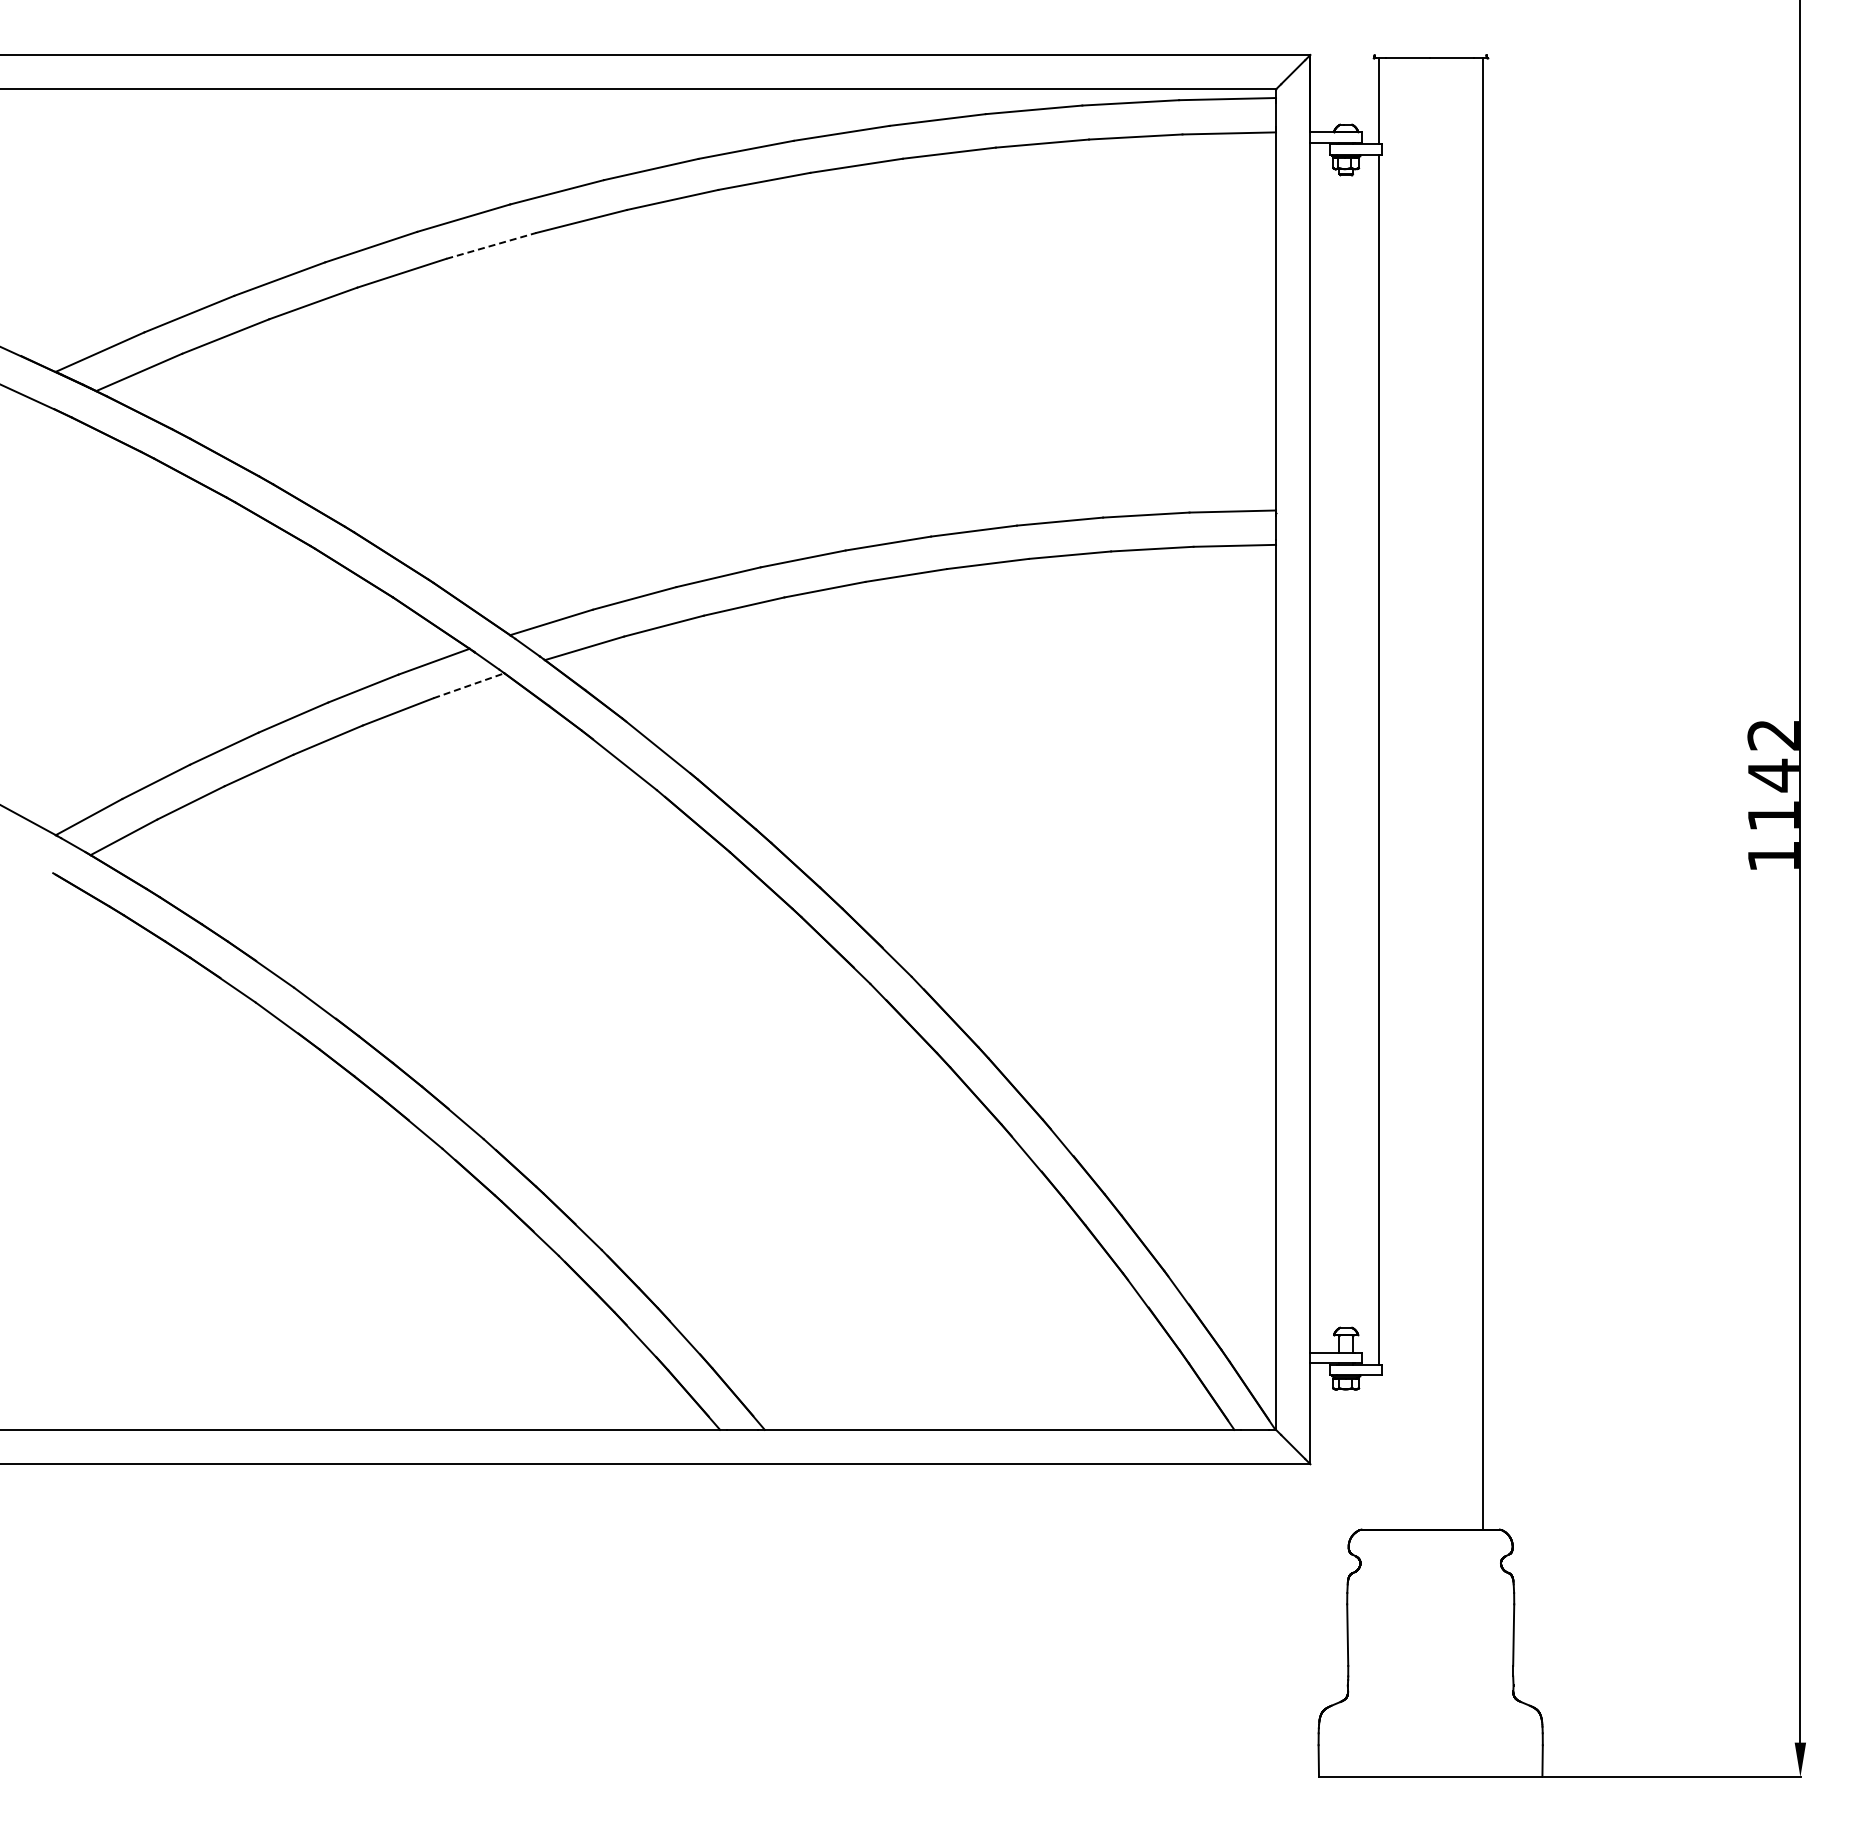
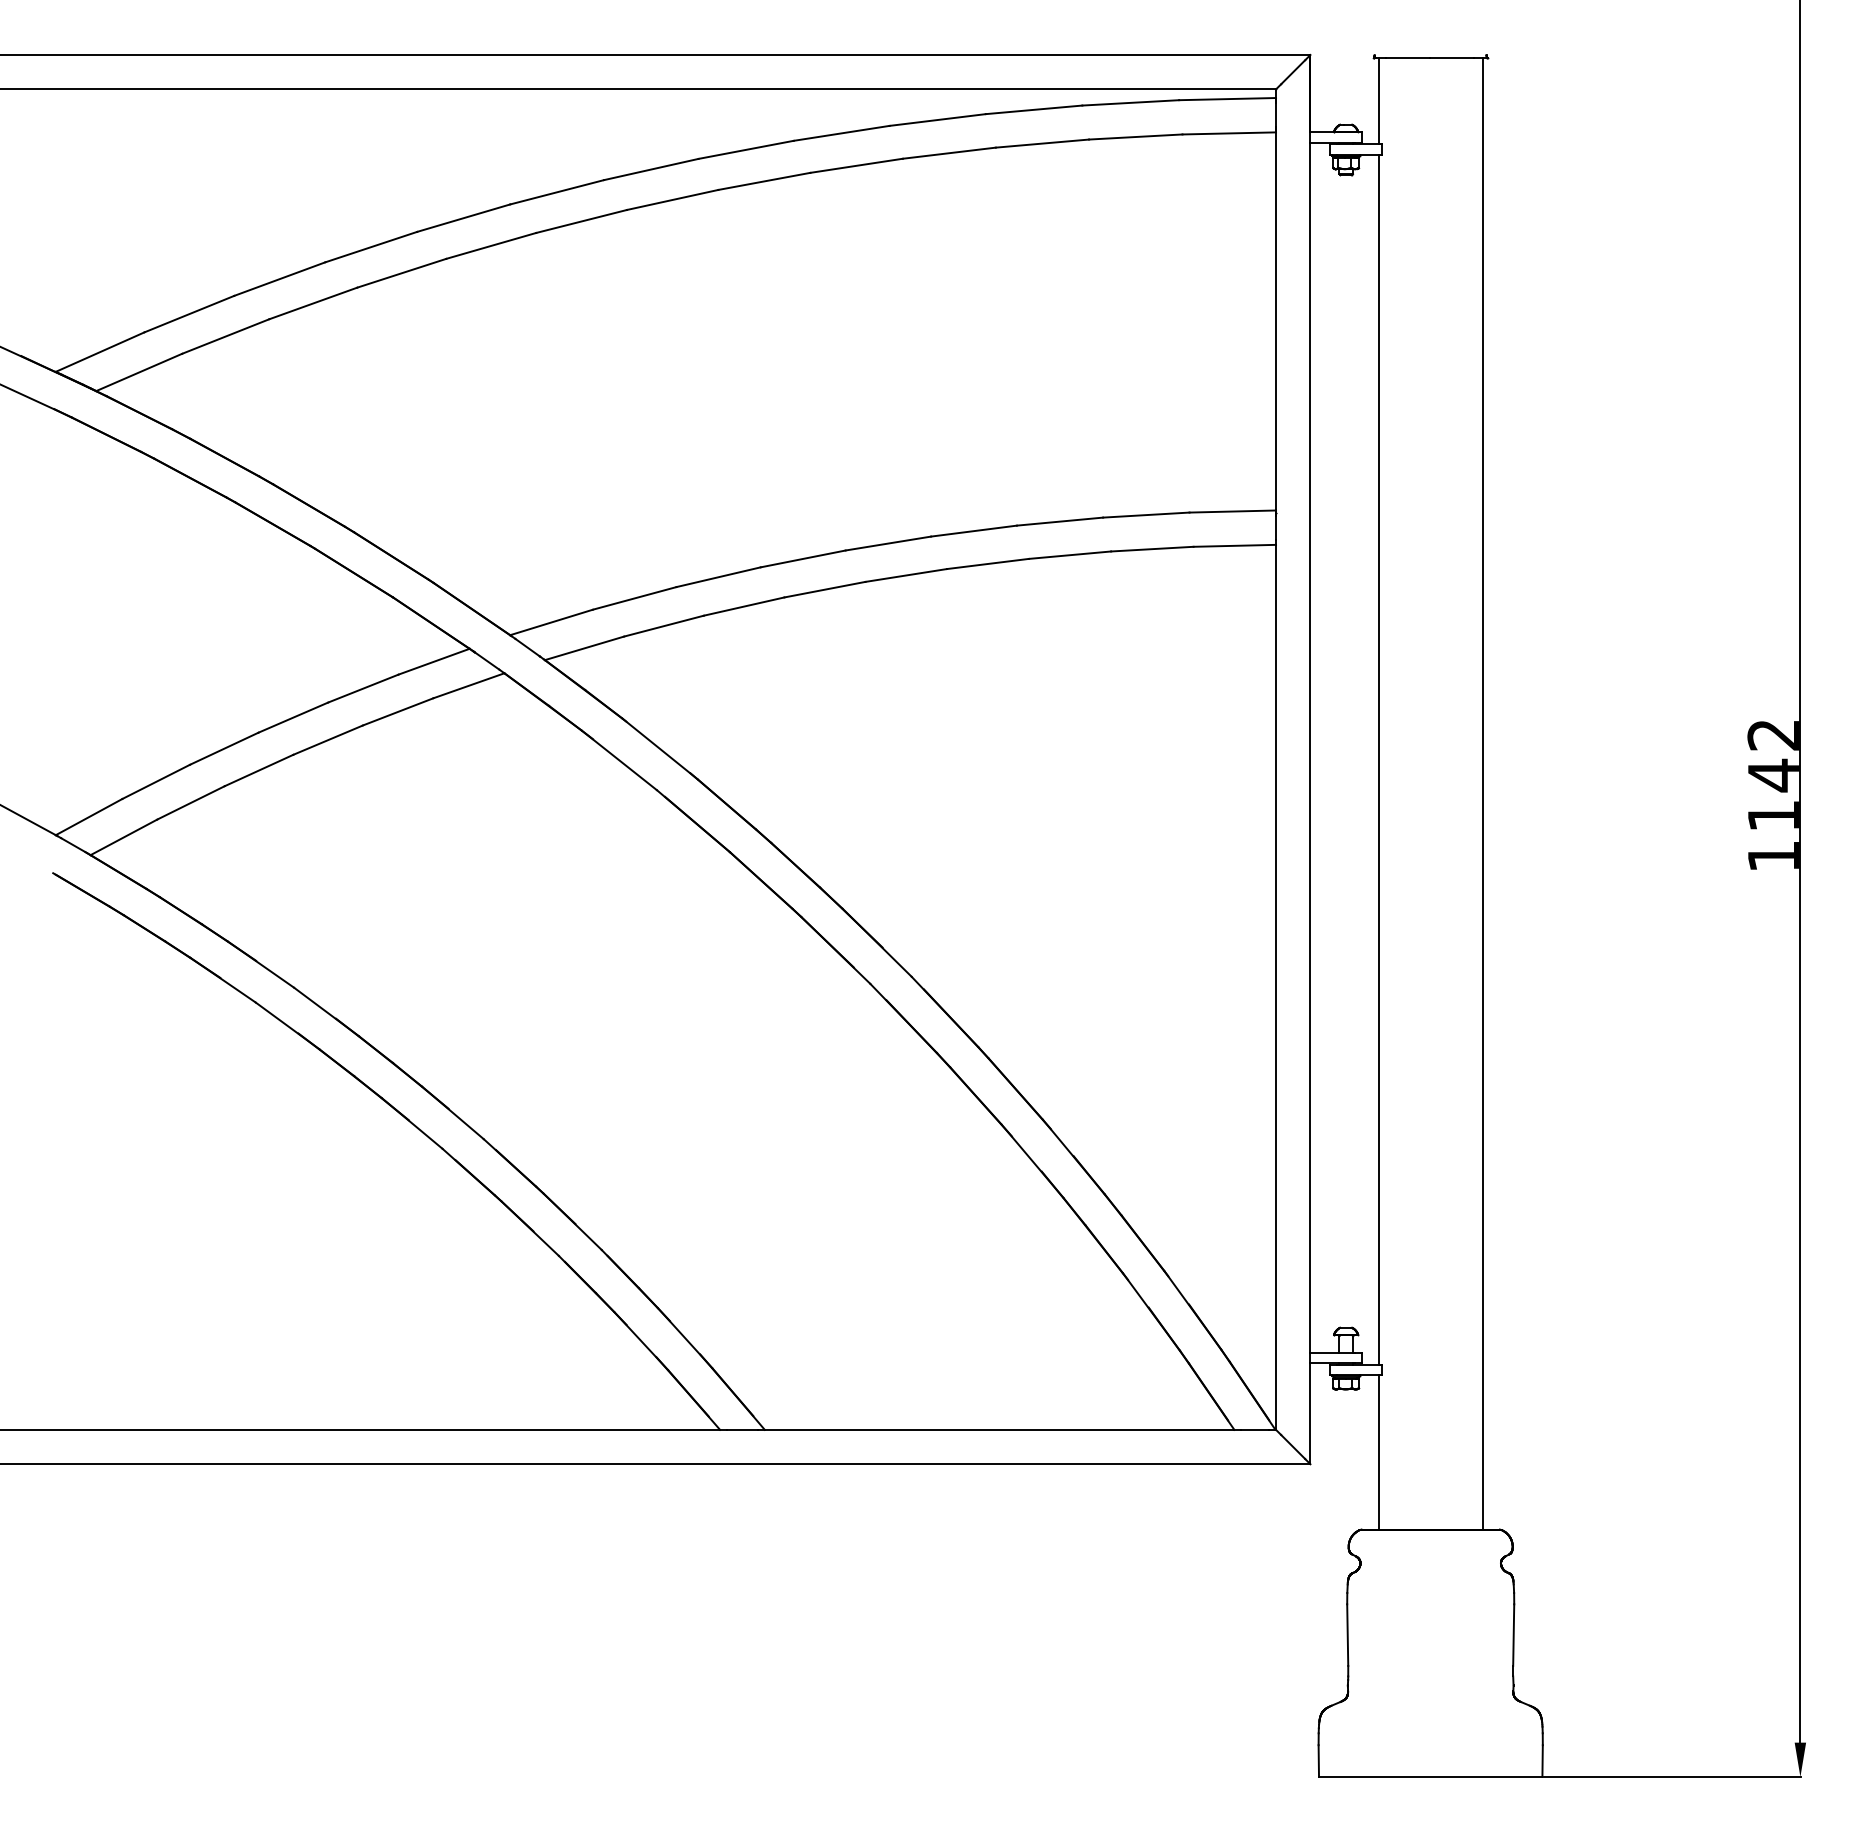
line: dashed -> solid (491, 245)
line: dashed -> solid (468, 685)
line: none -> present (1378, 1451)
